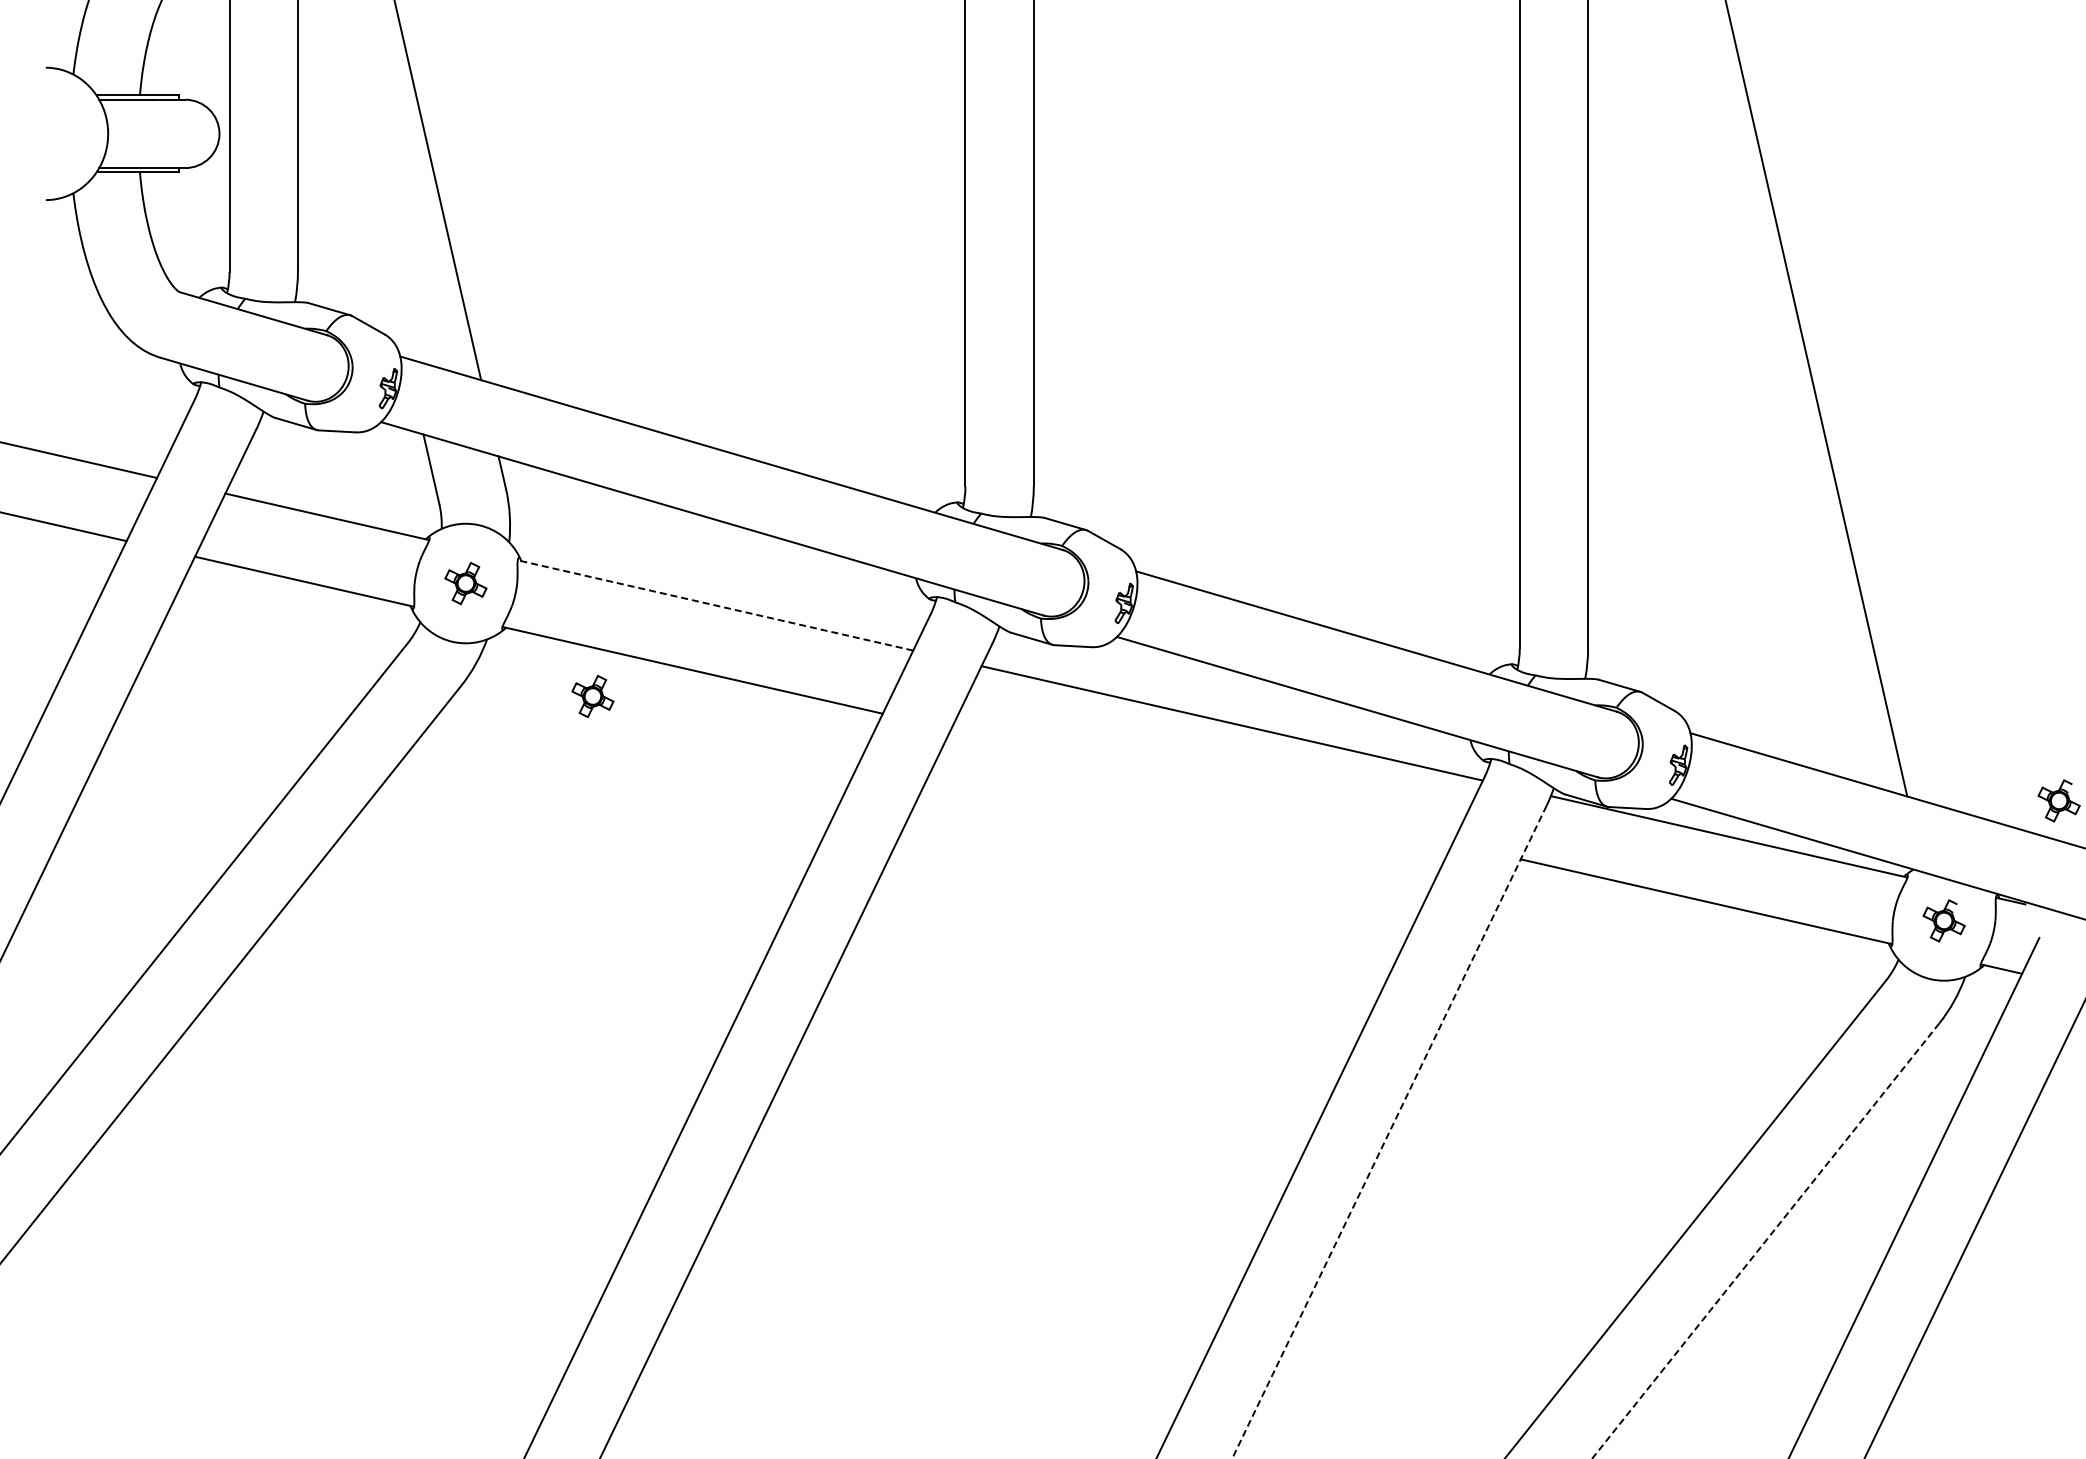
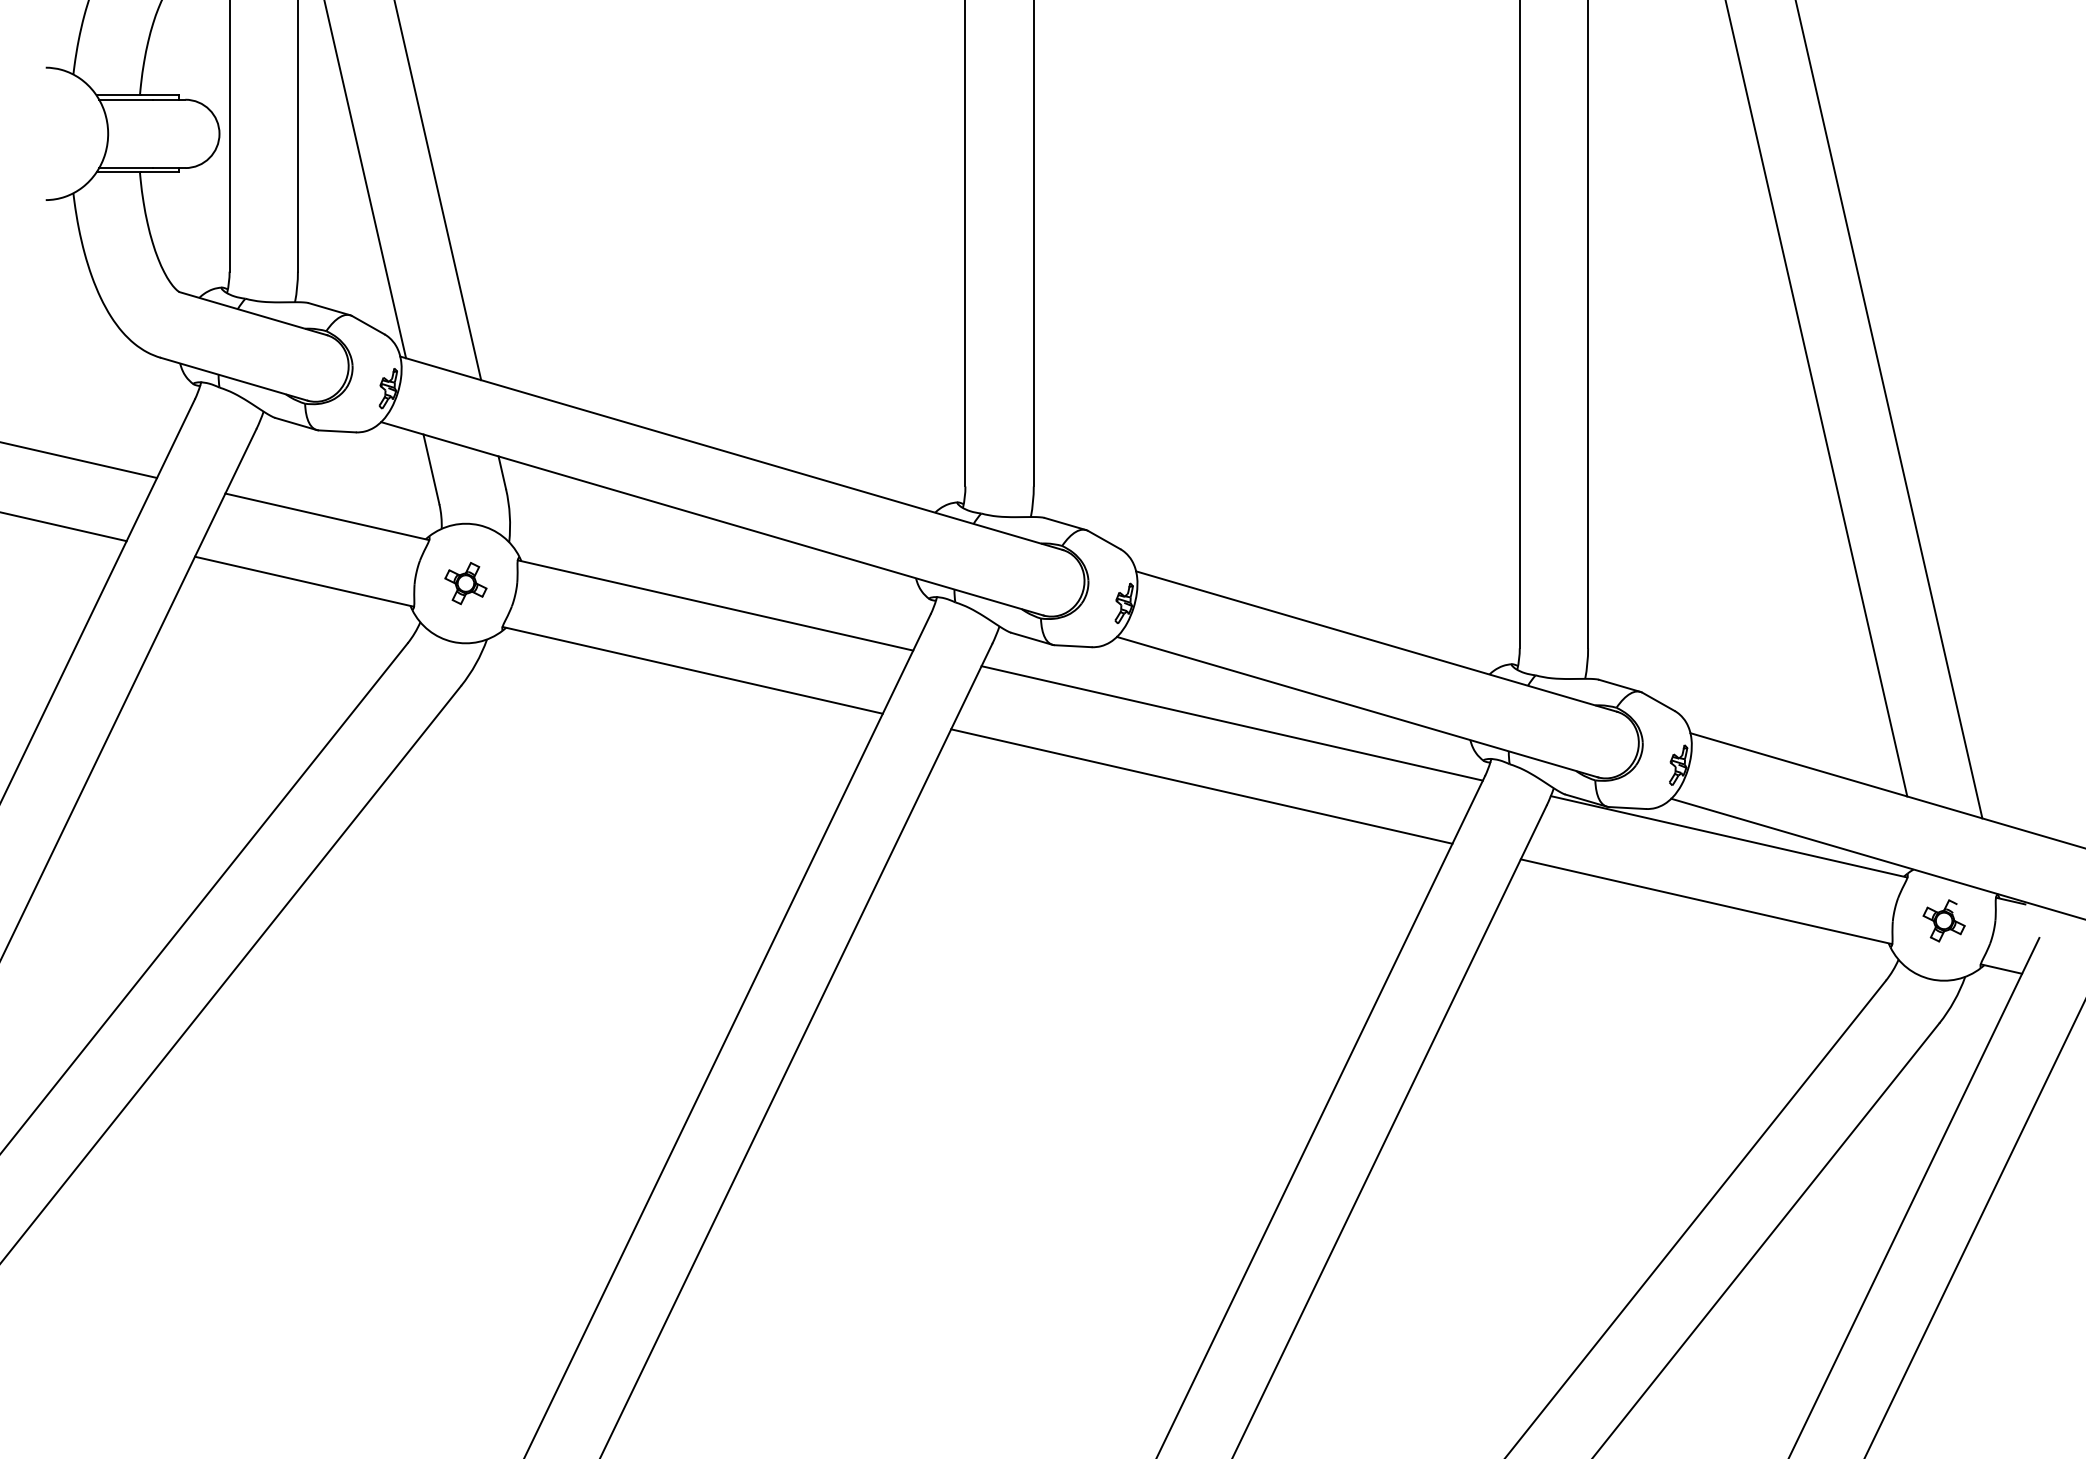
line: none -> present (365, 180)
line: none -> present (1889, 410)
line: dashed -> solid (715, 605)
part: present -> none (592, 696)
line: none -> present (1201, 786)
part: present -> none (2058, 800)
line: dashed -> solid (1389, 1132)
line: dashed -> solid (1765, 1241)
